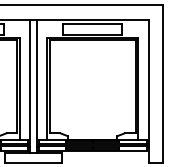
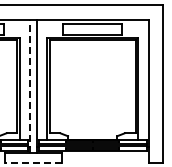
line: solid -> dashed (30, 85)
line: solid -> dashed (33, 162)
